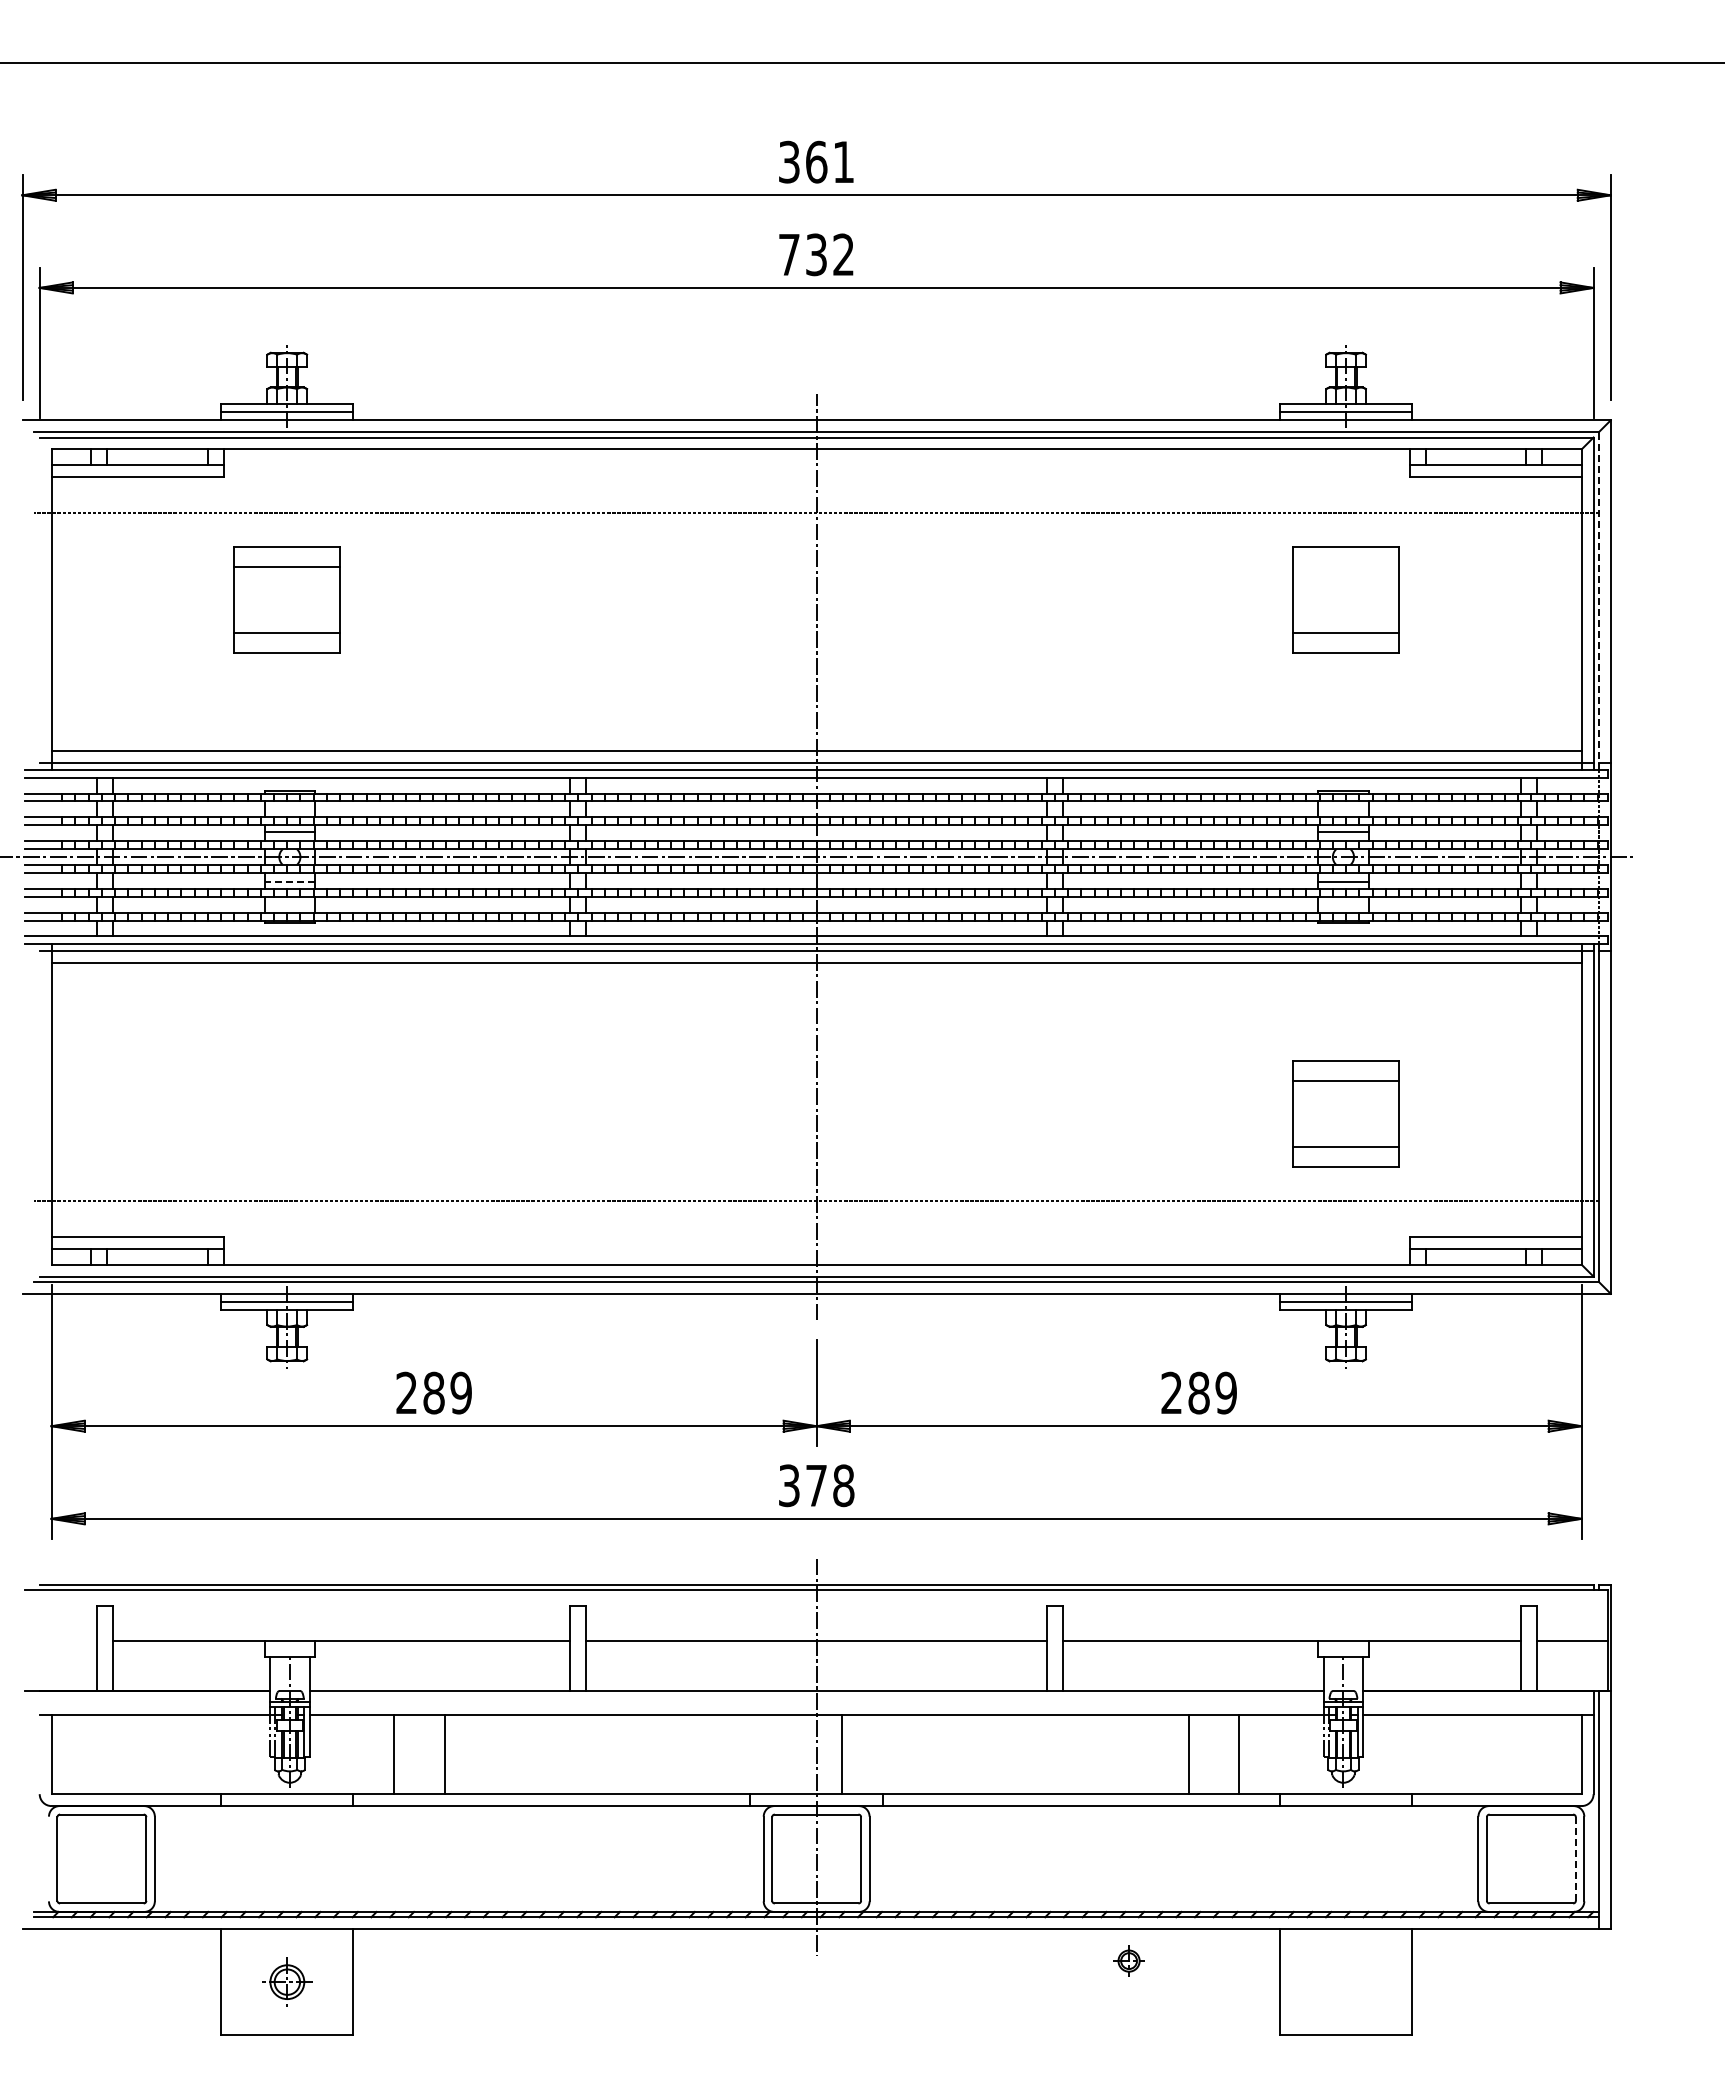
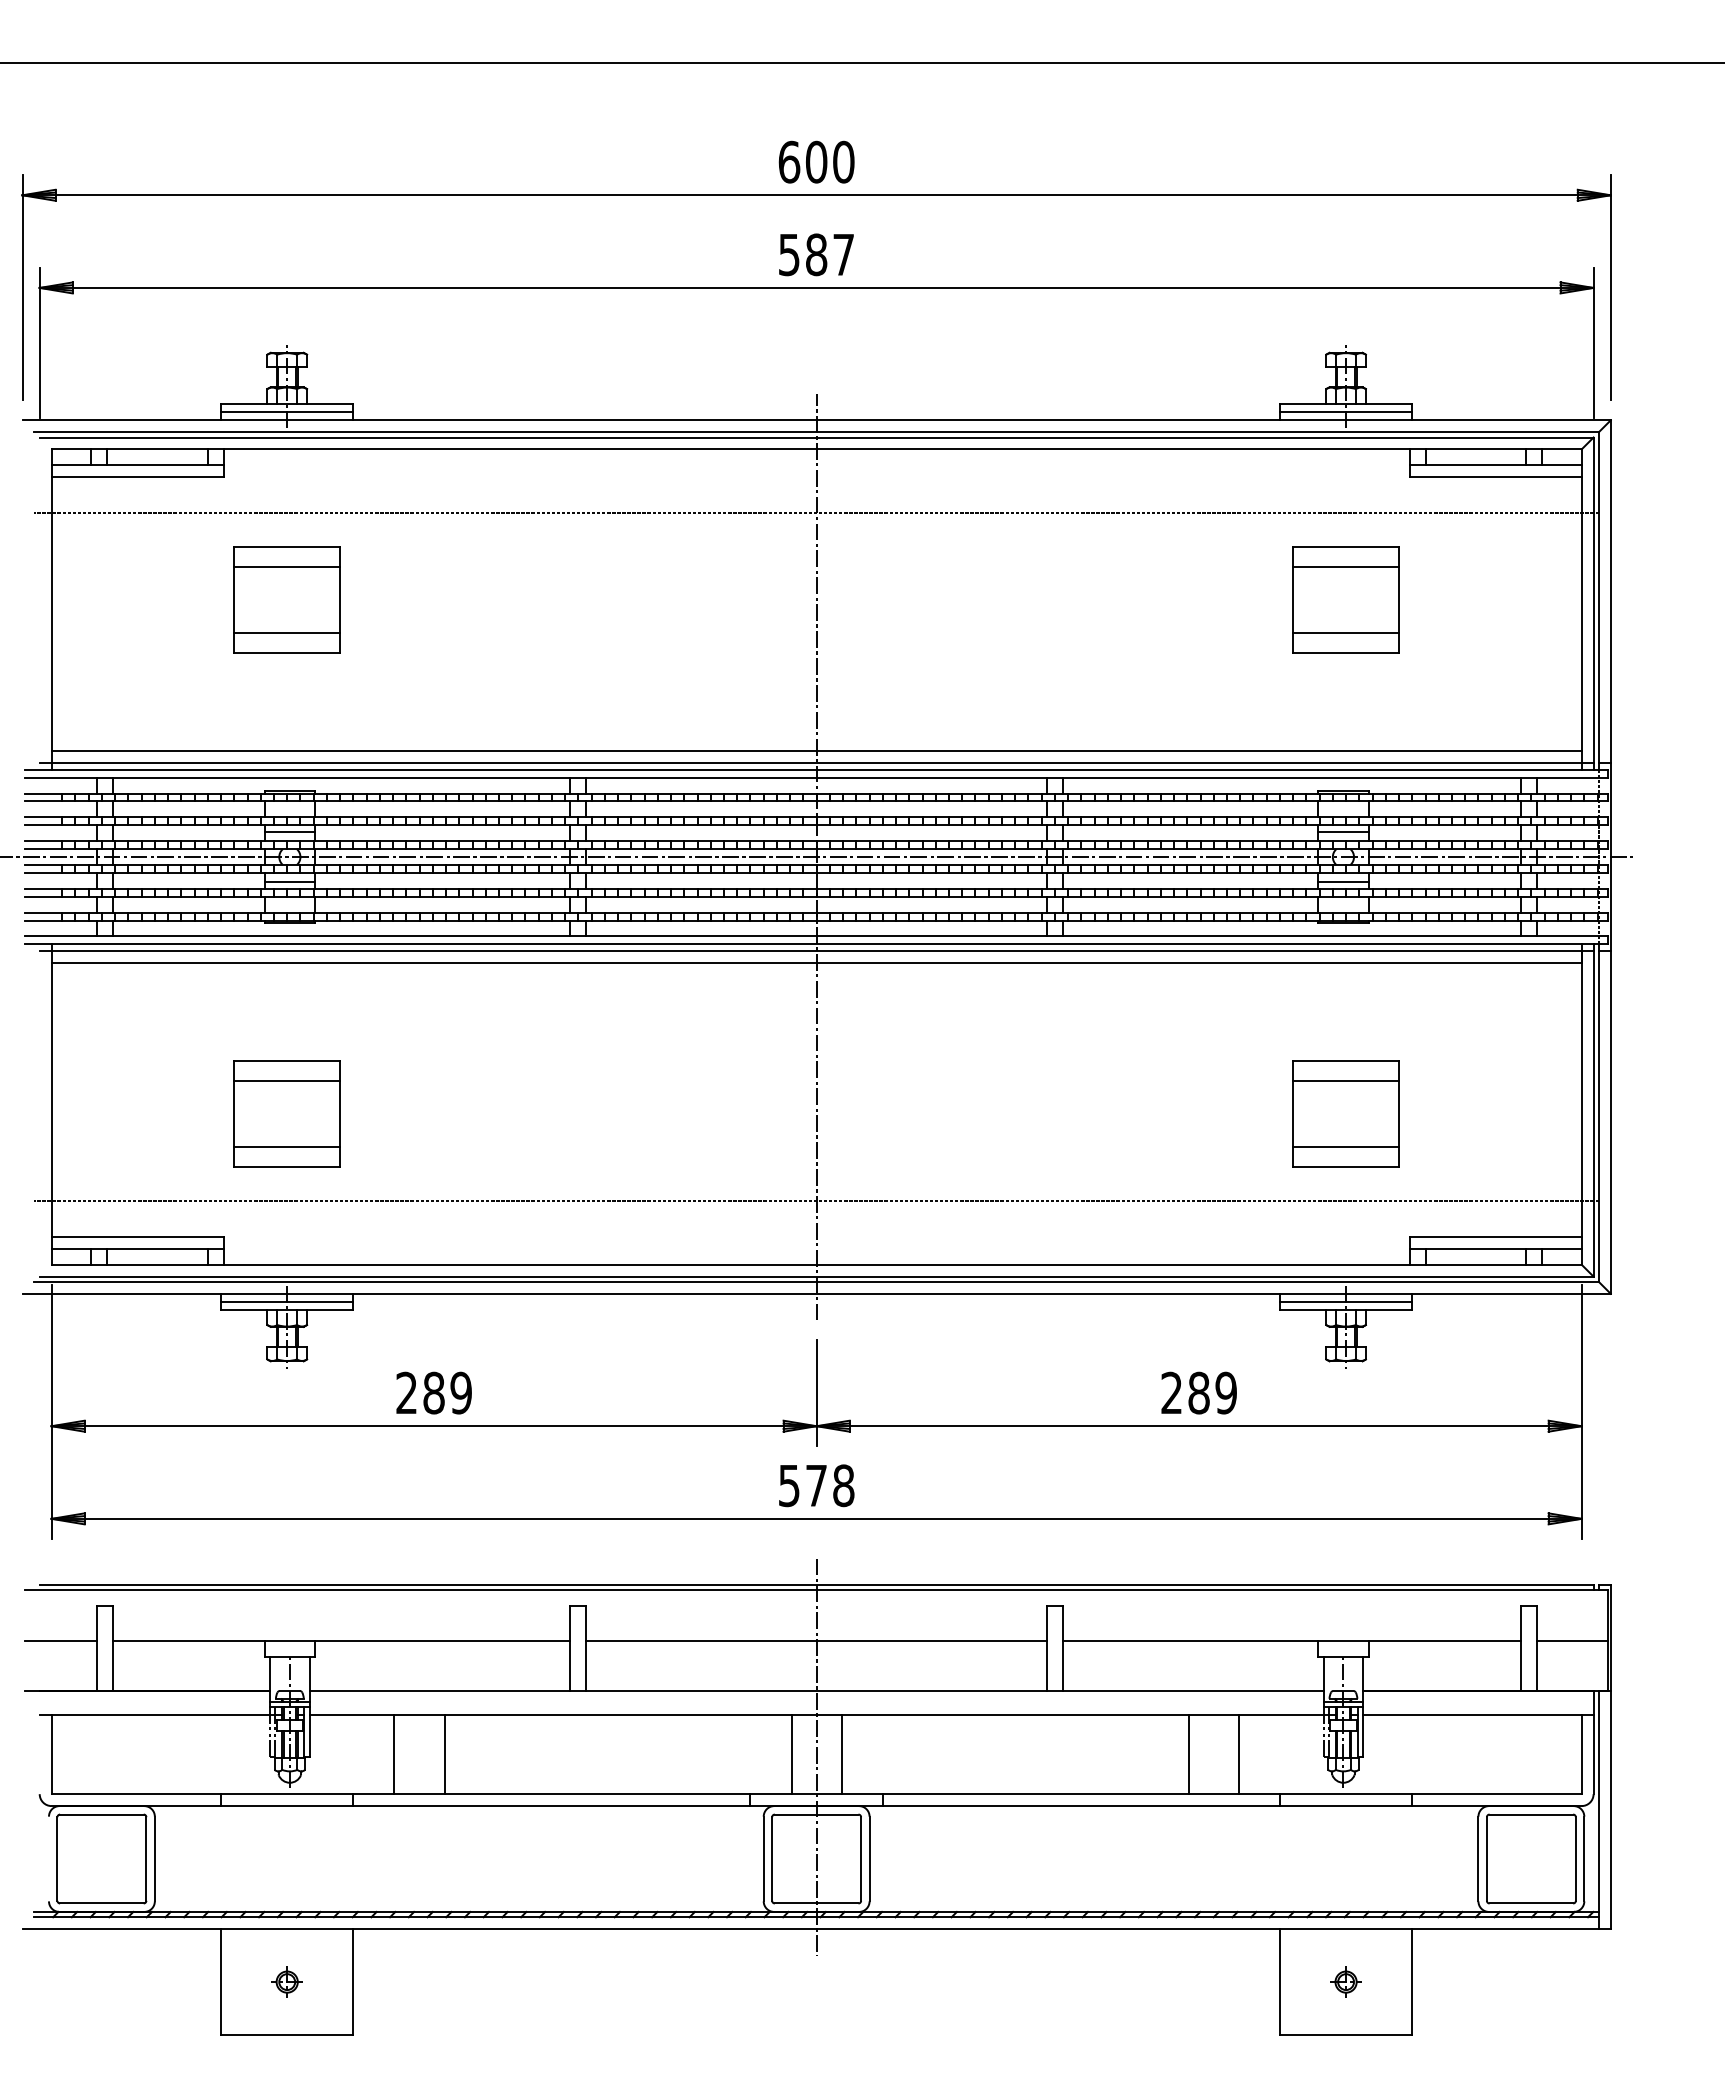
text: 361 -> 600 (816, 161)
text: 732 -> 587 (816, 254)
line: none -> present (1346, 567)
line: dashed -> solid (1598, 600)
line: dashed -> solid (289, 882)
part: none -> present (286, 1113)
text: 378 -> 578 (789, 1485)
line: none -> present (60, 1640)
line: none -> present (791, 1754)
line: dashed -> solid (1575, 1859)
part position: (1128, 1960) -> (1345, 1981) (1345, 1981)
part size: 51x50 px -> 32x32 px (286, 1981)
